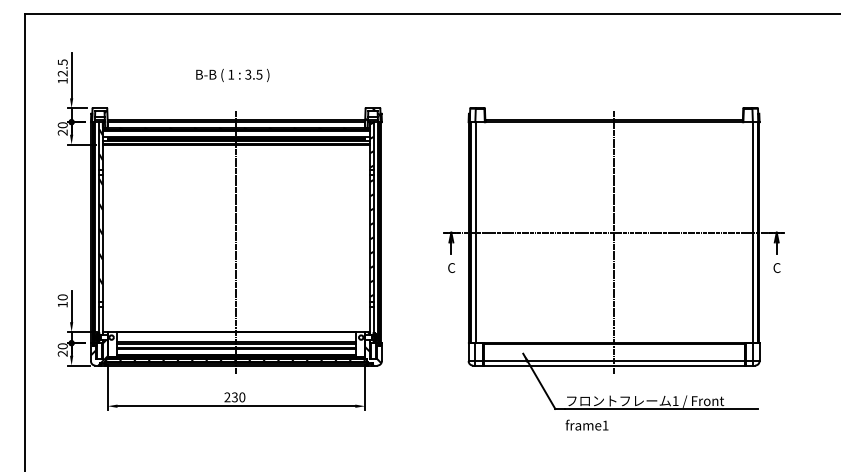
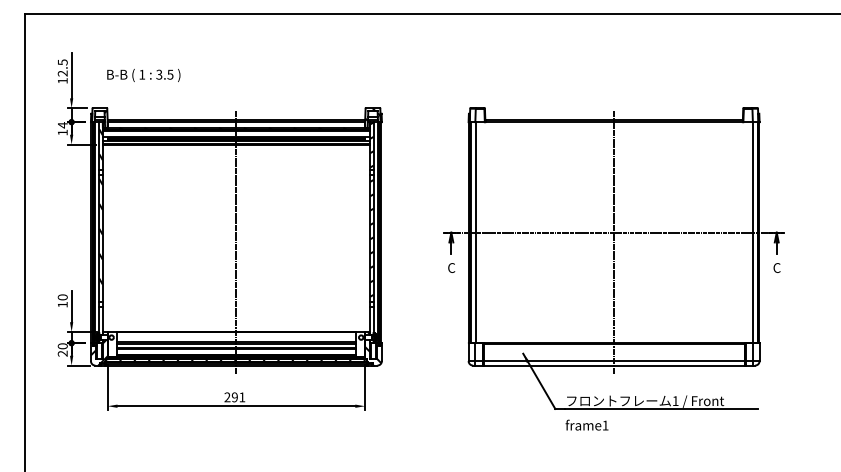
text position: (232, 75) -> (143, 75) (143, 75)
text: 20 -> 14 (62, 128)
text: 230 -> 291 (238, 397)
